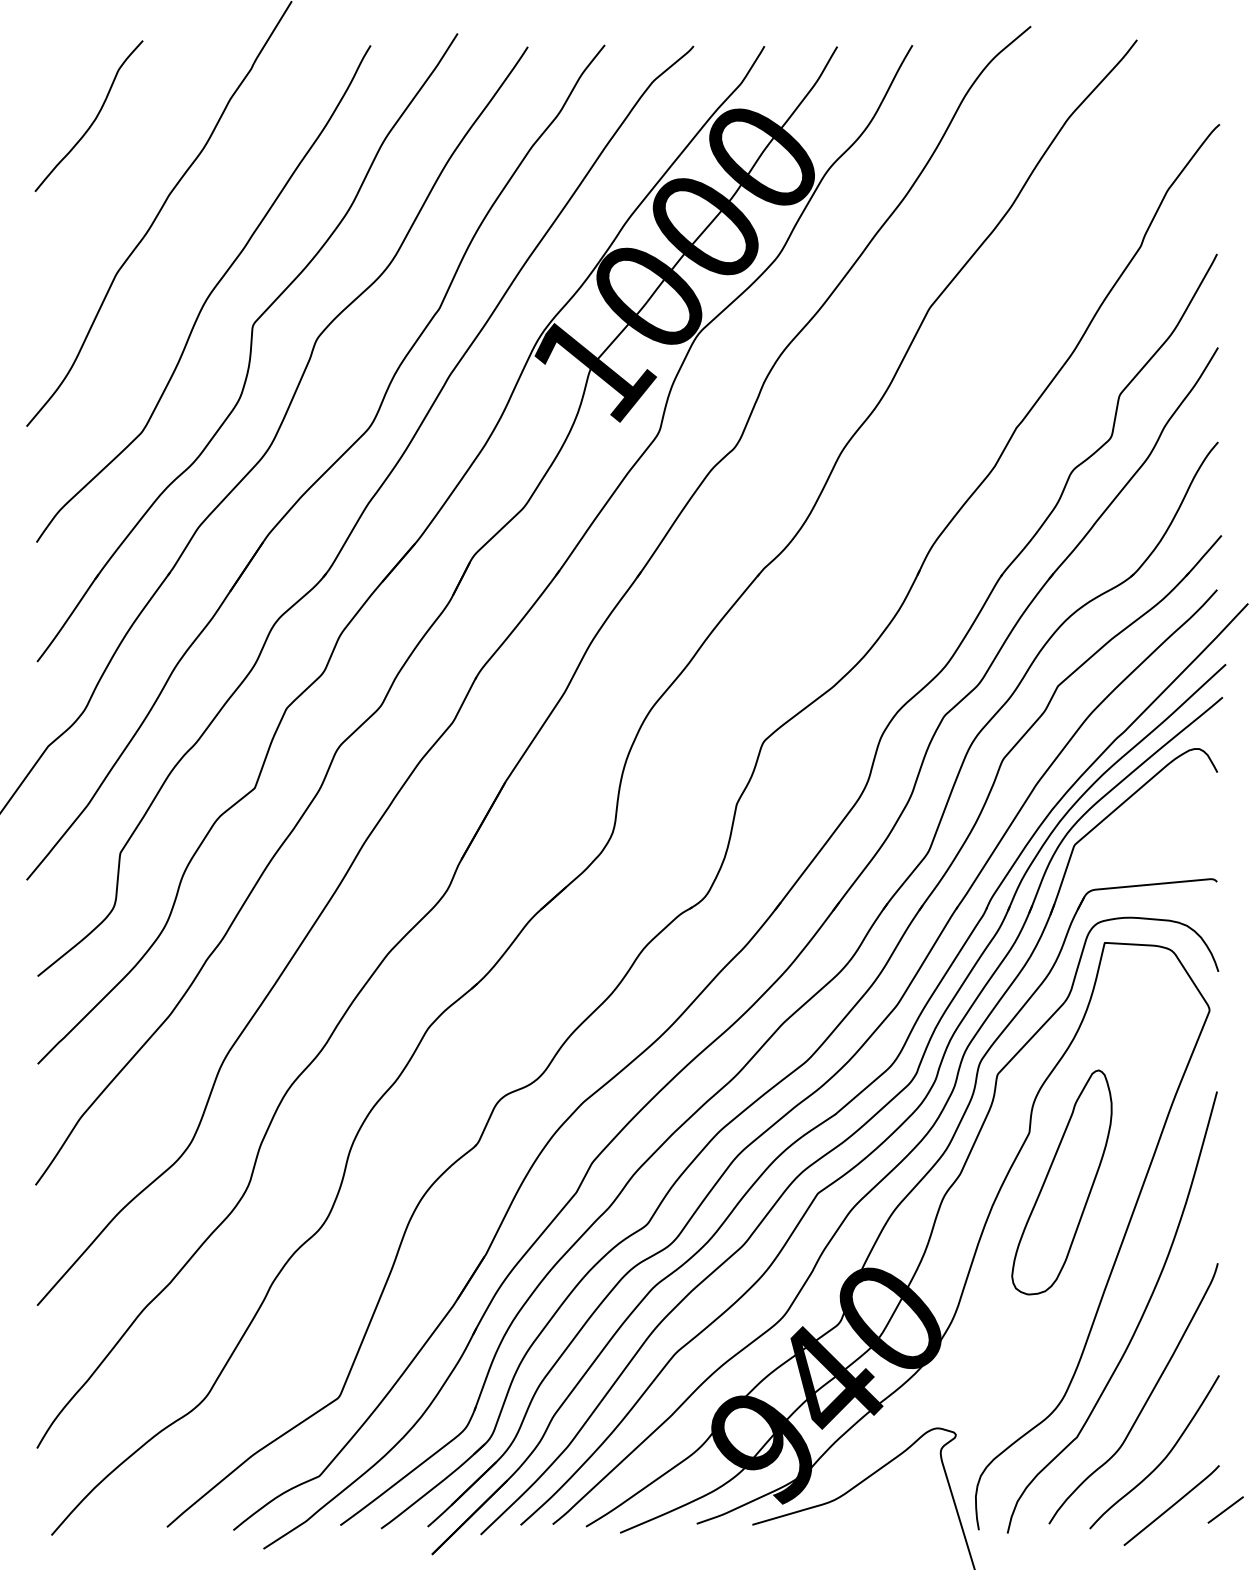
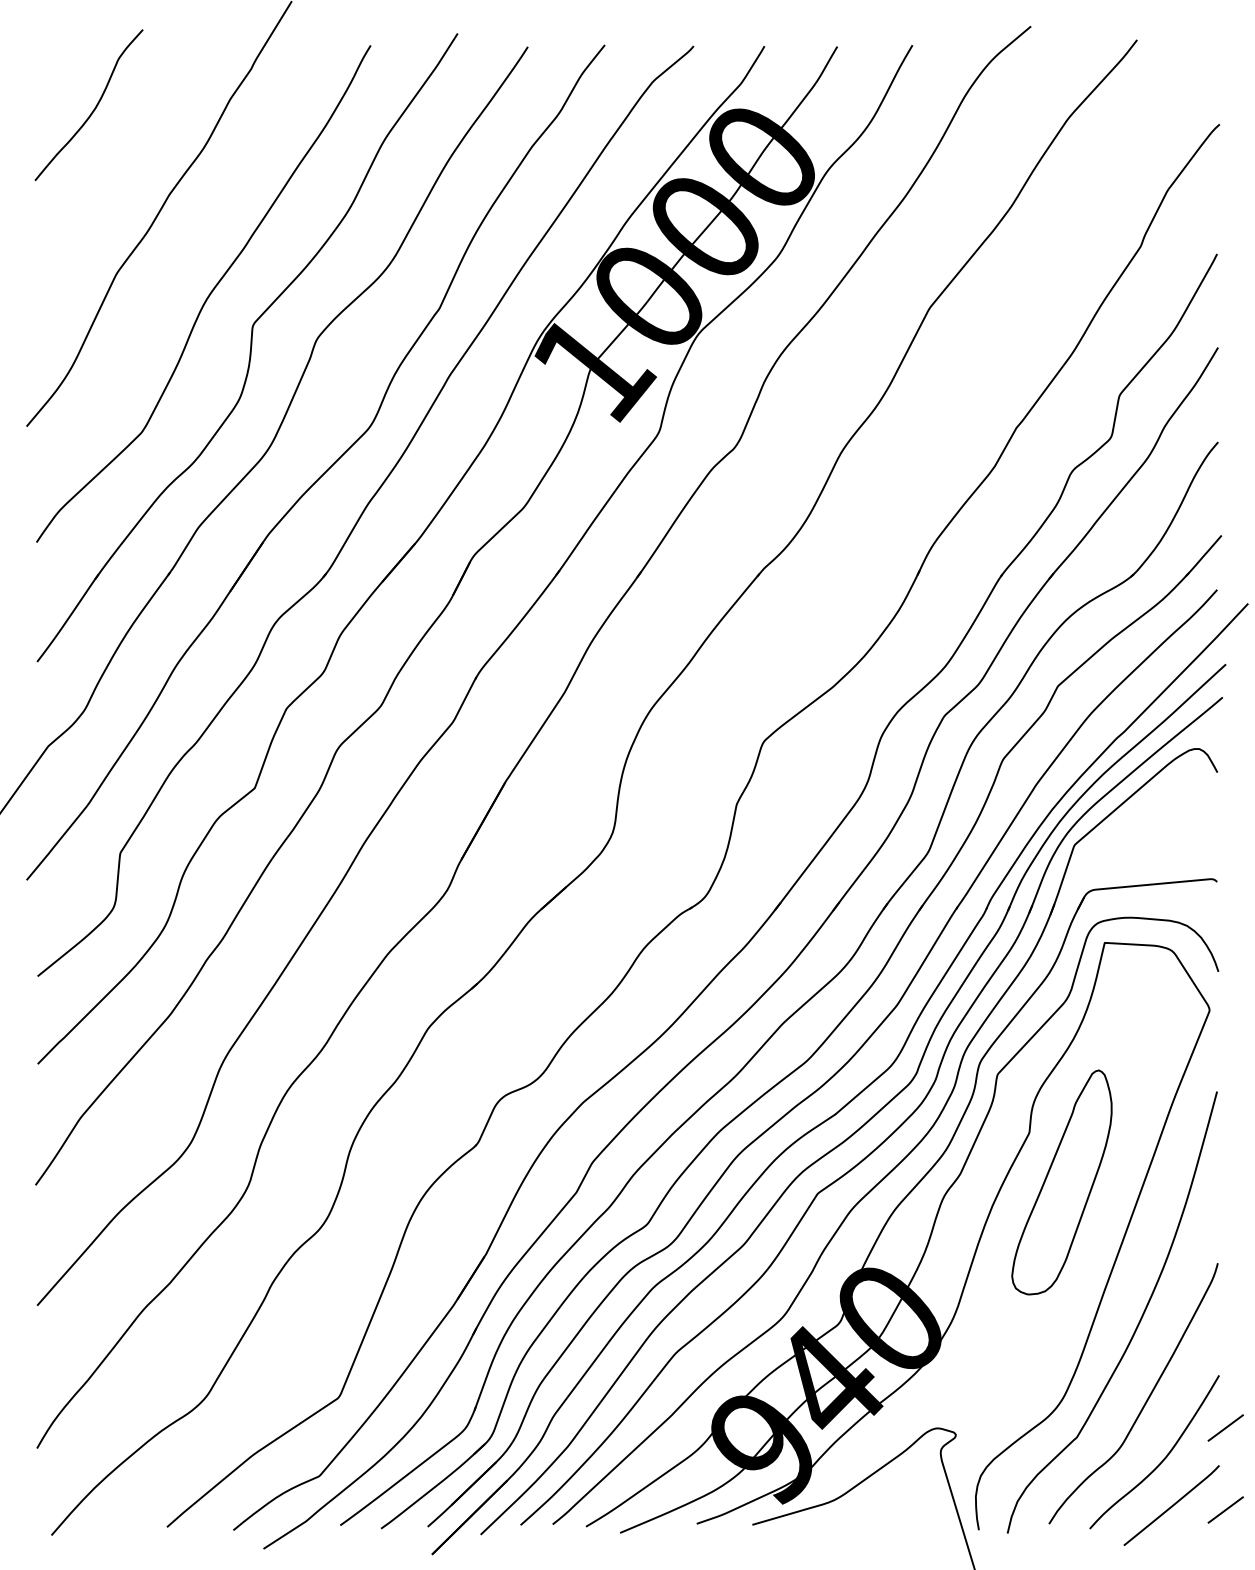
curve position: (94, 118) -> (94, 107) (94, 107)
line: none -> present (1225, 1427)
